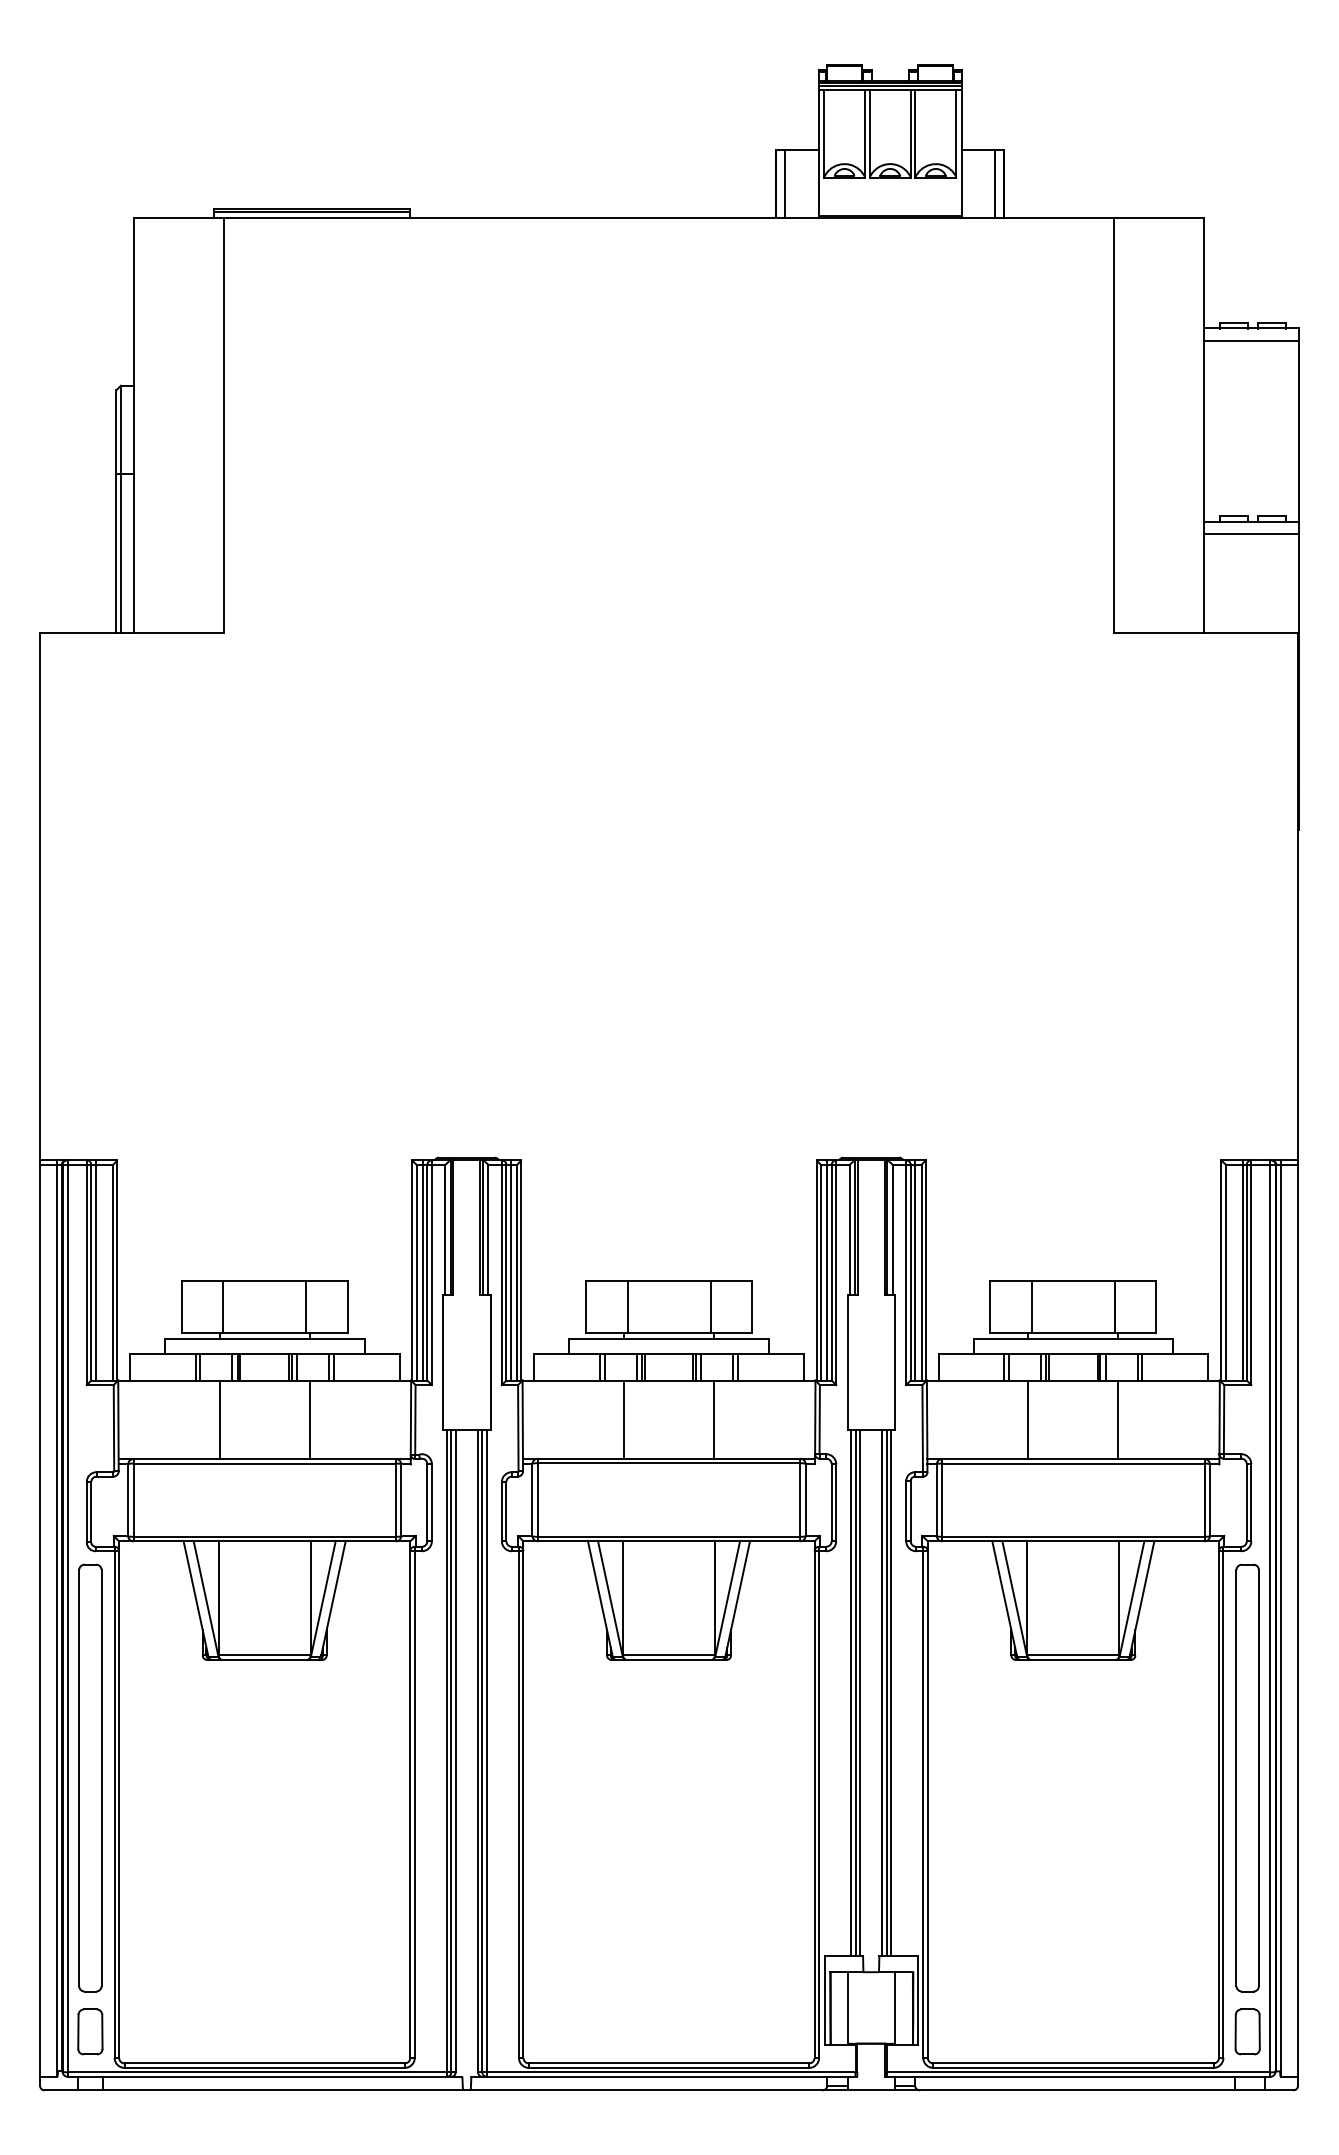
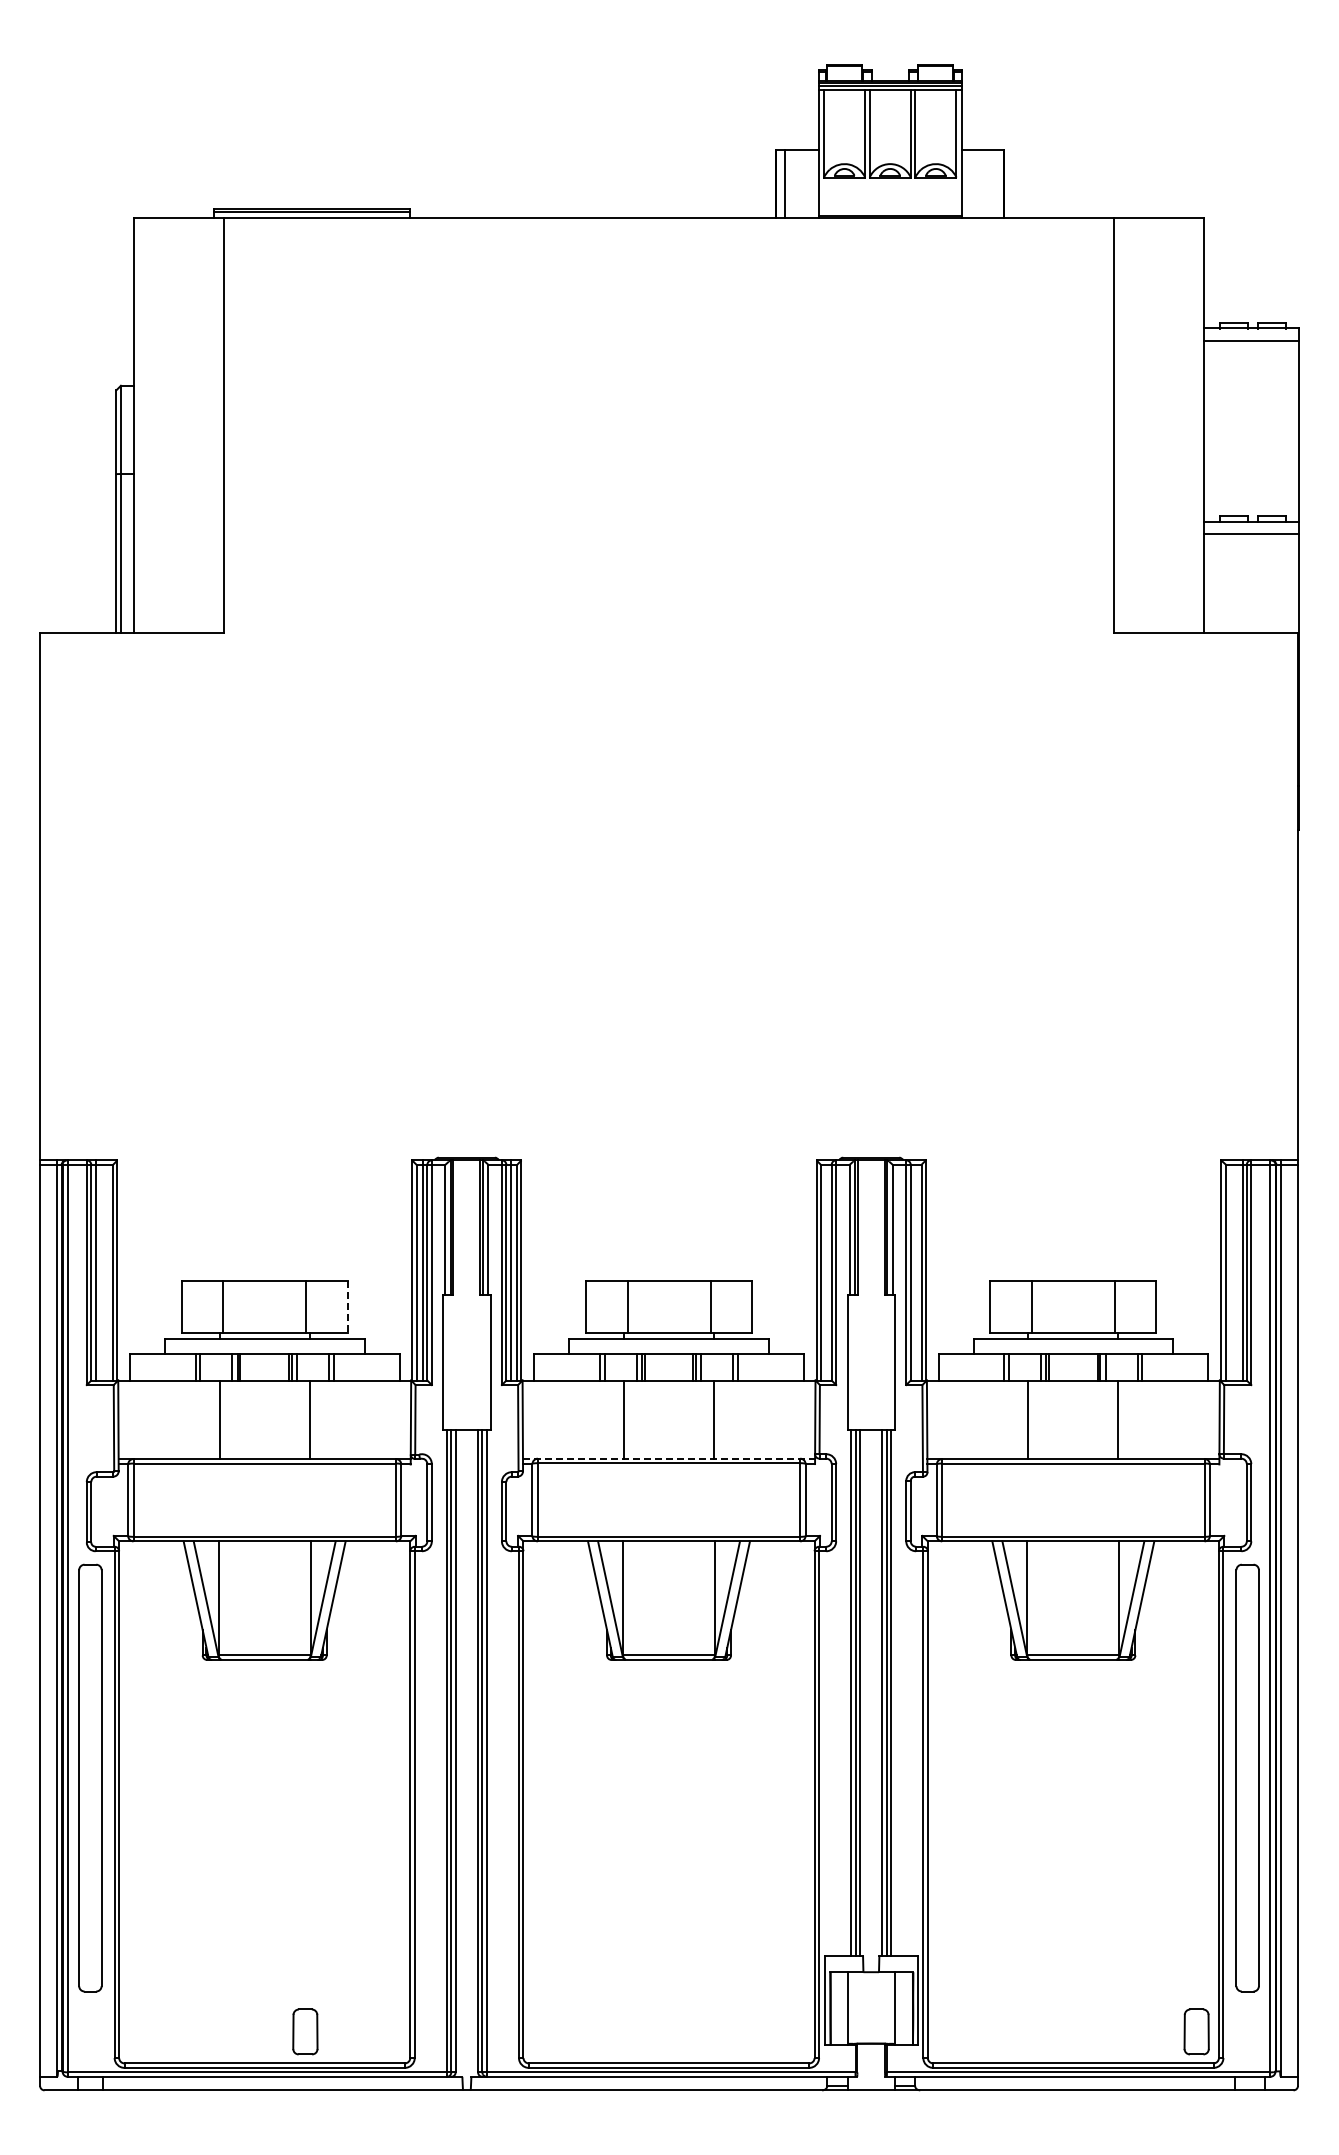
line: present -> none (995, 183)
line: present -> none (827, 1270)
line: present -> none (915, 1270)
line: solid -> dashed (347, 1307)
line: solid -> dashed (669, 1458)
part position: (90, 2031) -> (305, 2031) (305, 2031)
part position: (1247, 2031) -> (1196, 2031) (1196, 2031)
